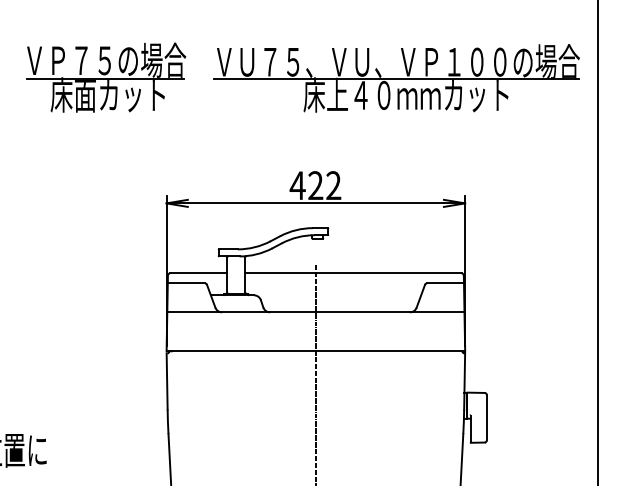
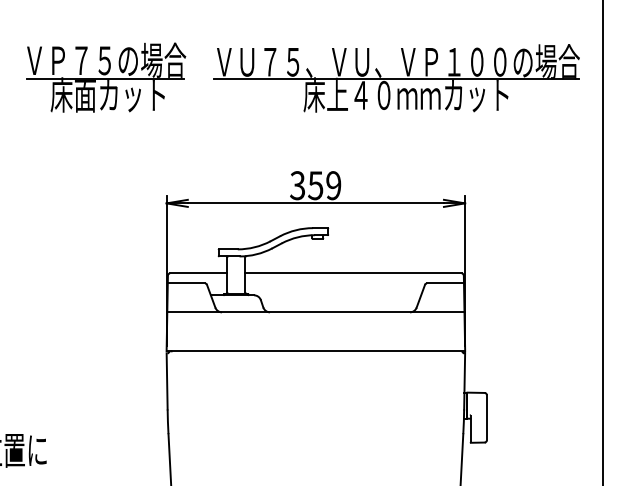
text: 422 -> 359 (315, 185)
line position: (598, 242) -> (603, 242) (603, 242)
line: present -> none (315, 373)
